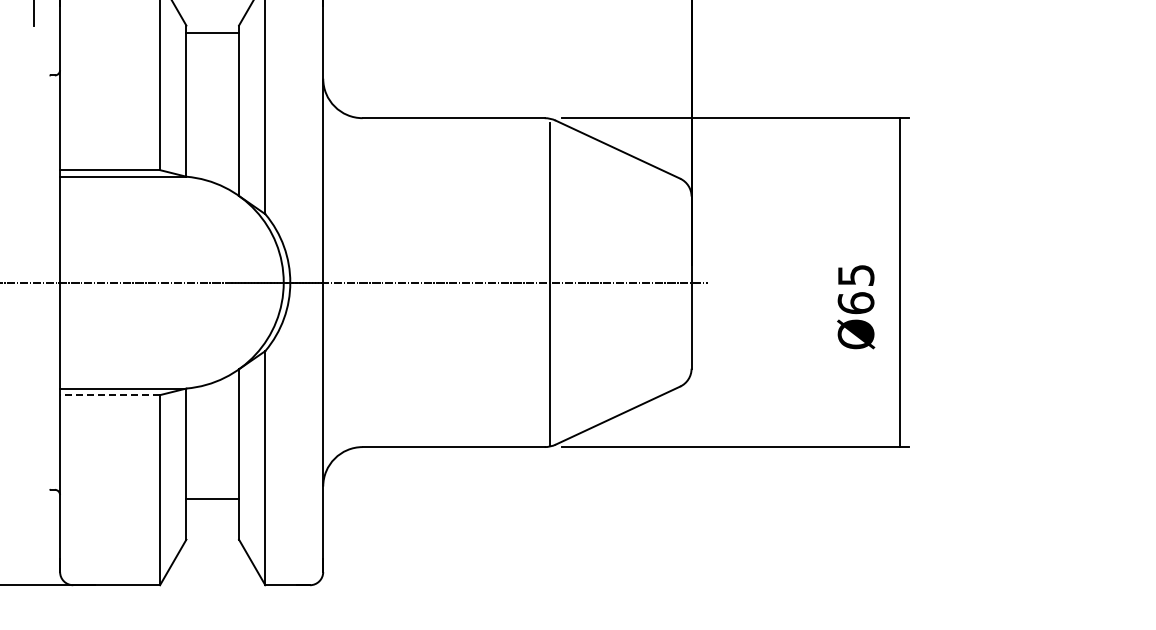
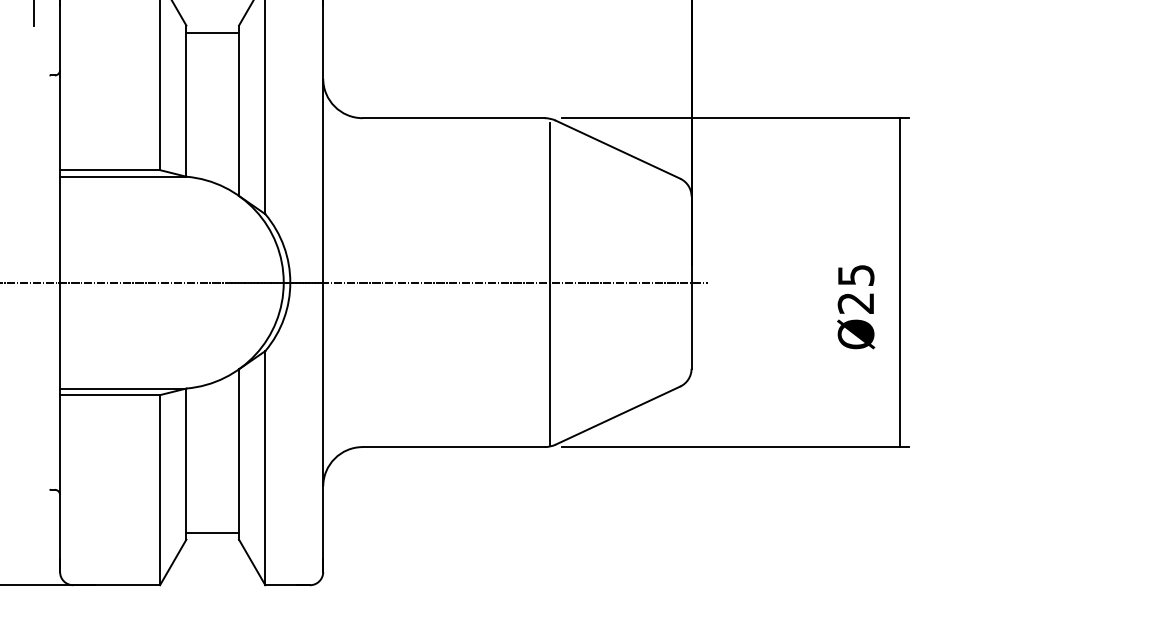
text: Ø65 -> Ø25 (855, 303)
line: dashed -> solid (110, 395)
line position: (212, 498) -> (212, 532) (212, 532)
